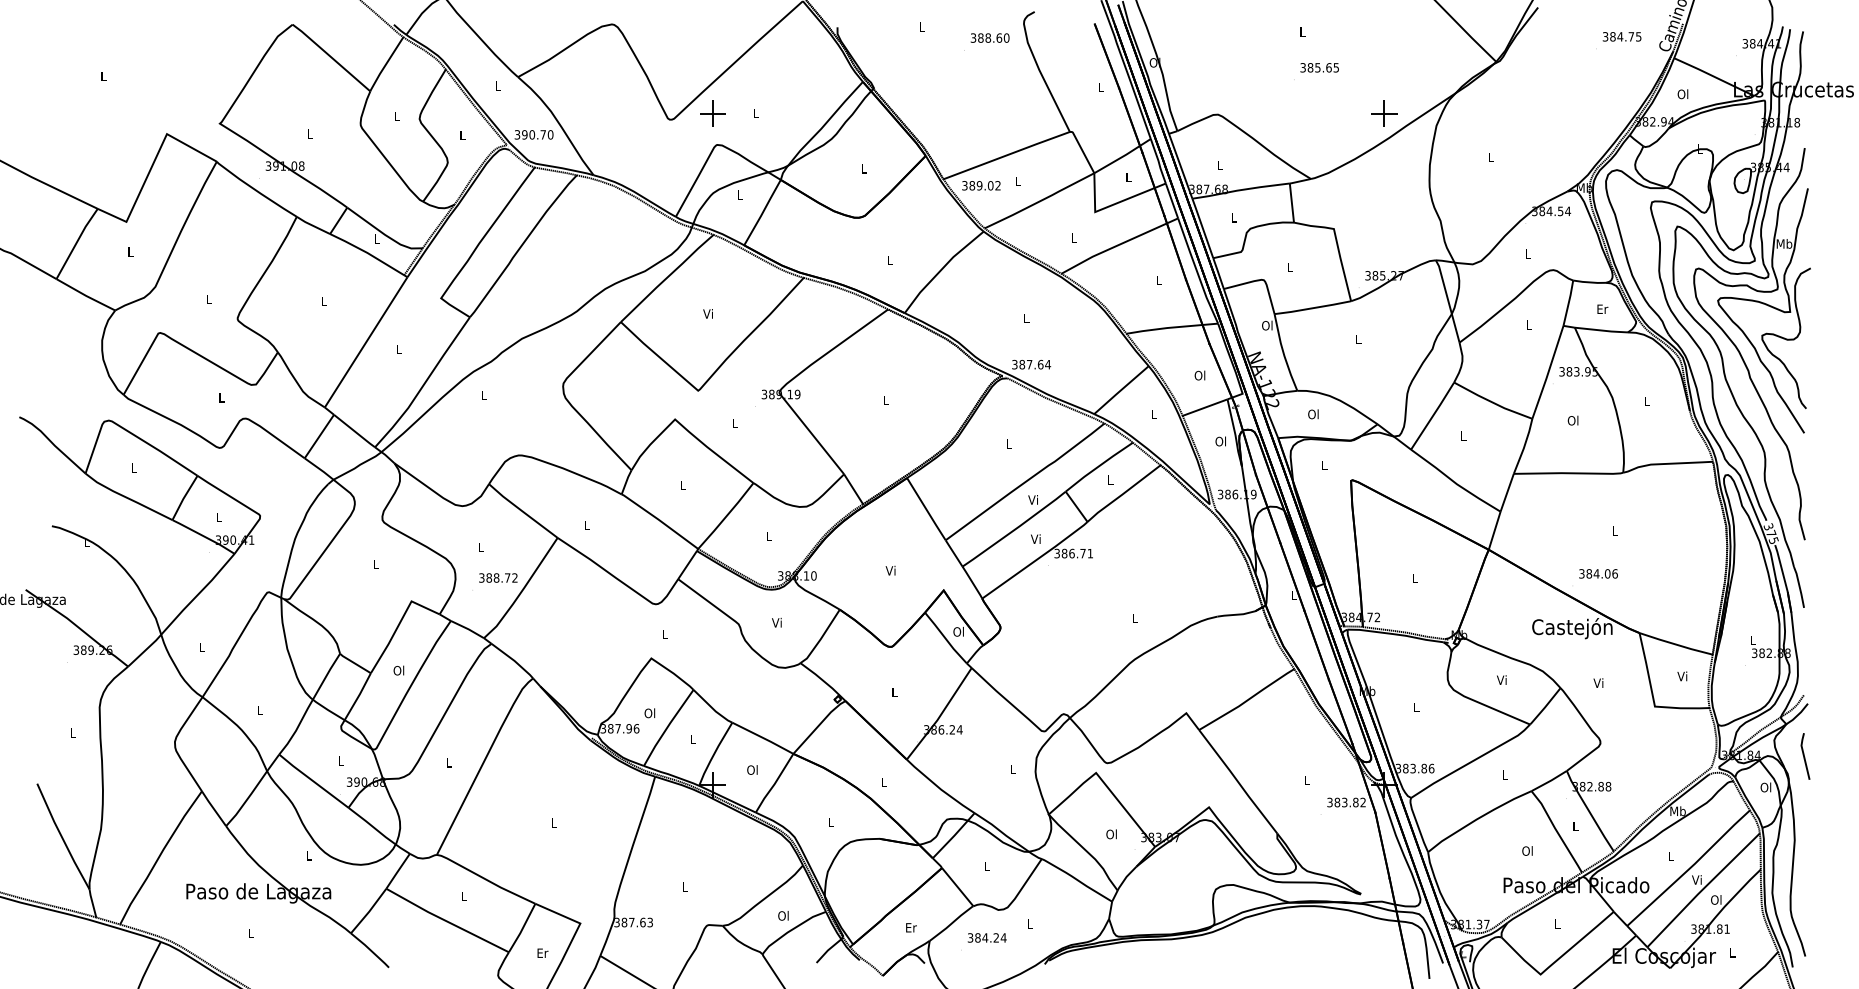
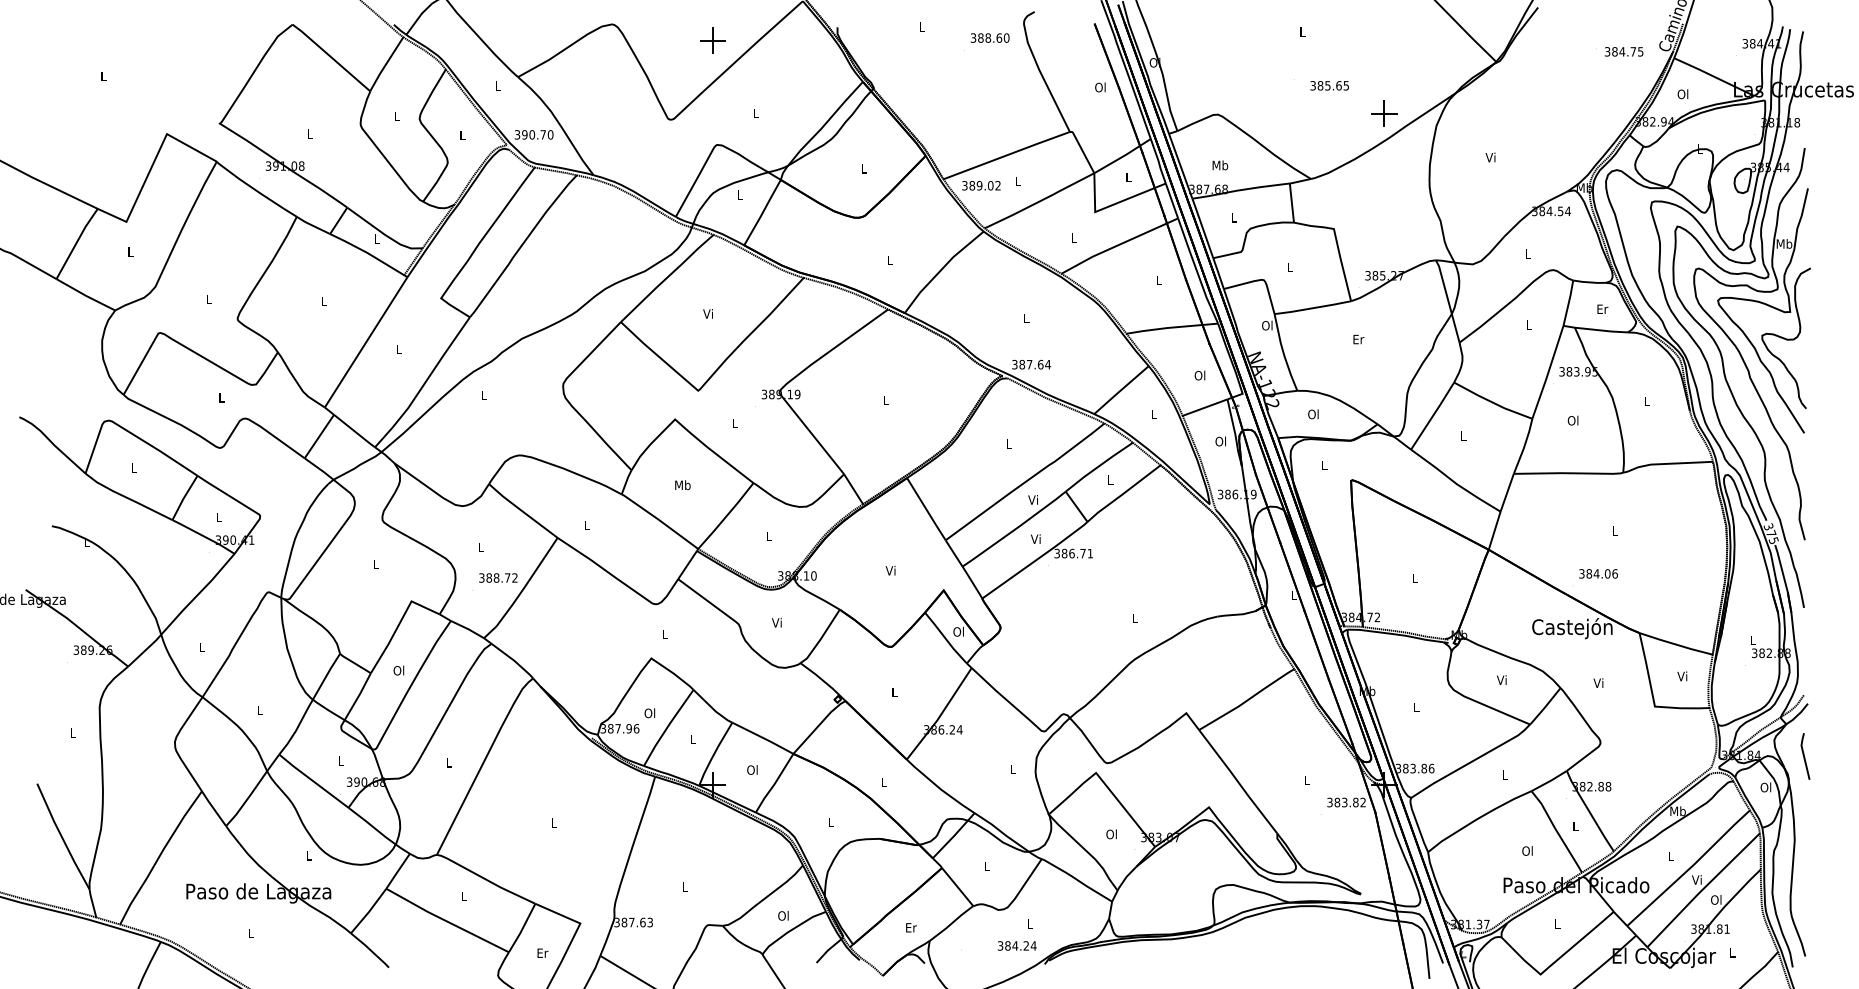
text position: (1621, 36) -> (1623, 51) (1623, 51)
text position: (1319, 67) -> (1329, 85) (1329, 85)
text: L -> Ol (1100, 87)
part position: (712, 113) -> (712, 40) (712, 40)
text: L -> Vi (1490, 157)
text: L -> Mb (1220, 165)
text: L -> Er (1358, 339)
text: L -> Mb (682, 485)
text position: (986, 937) -> (1016, 945) (1016, 945)
